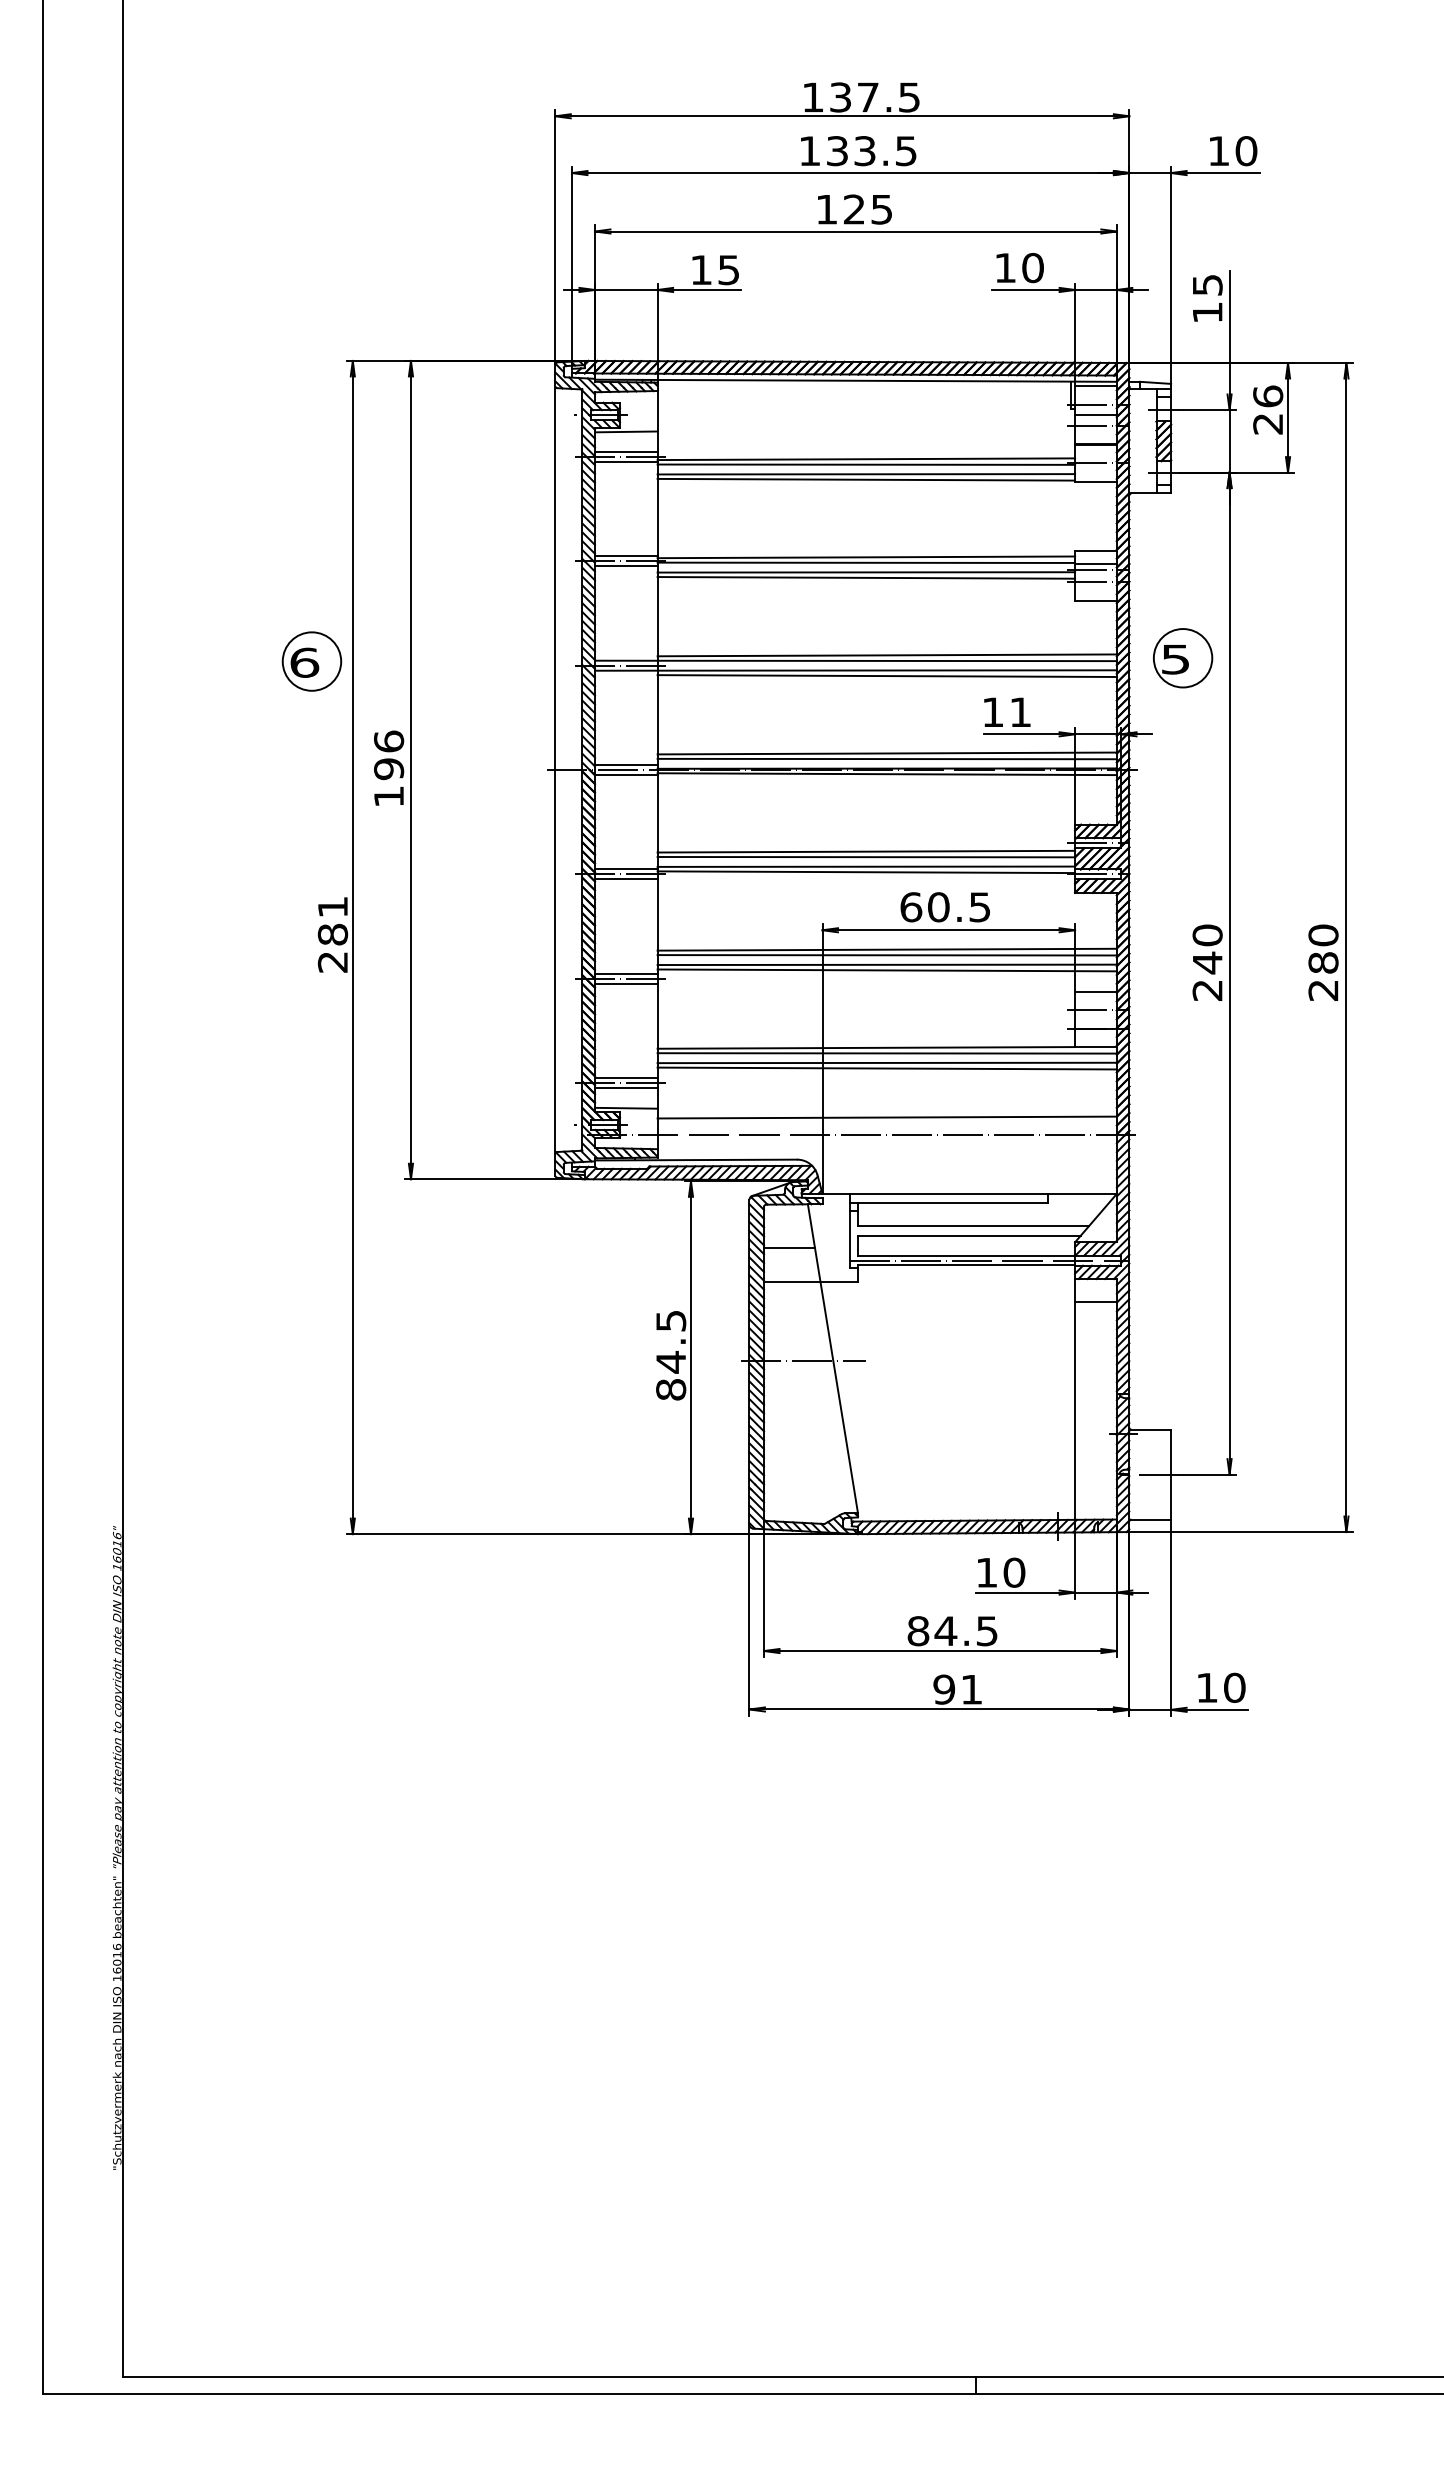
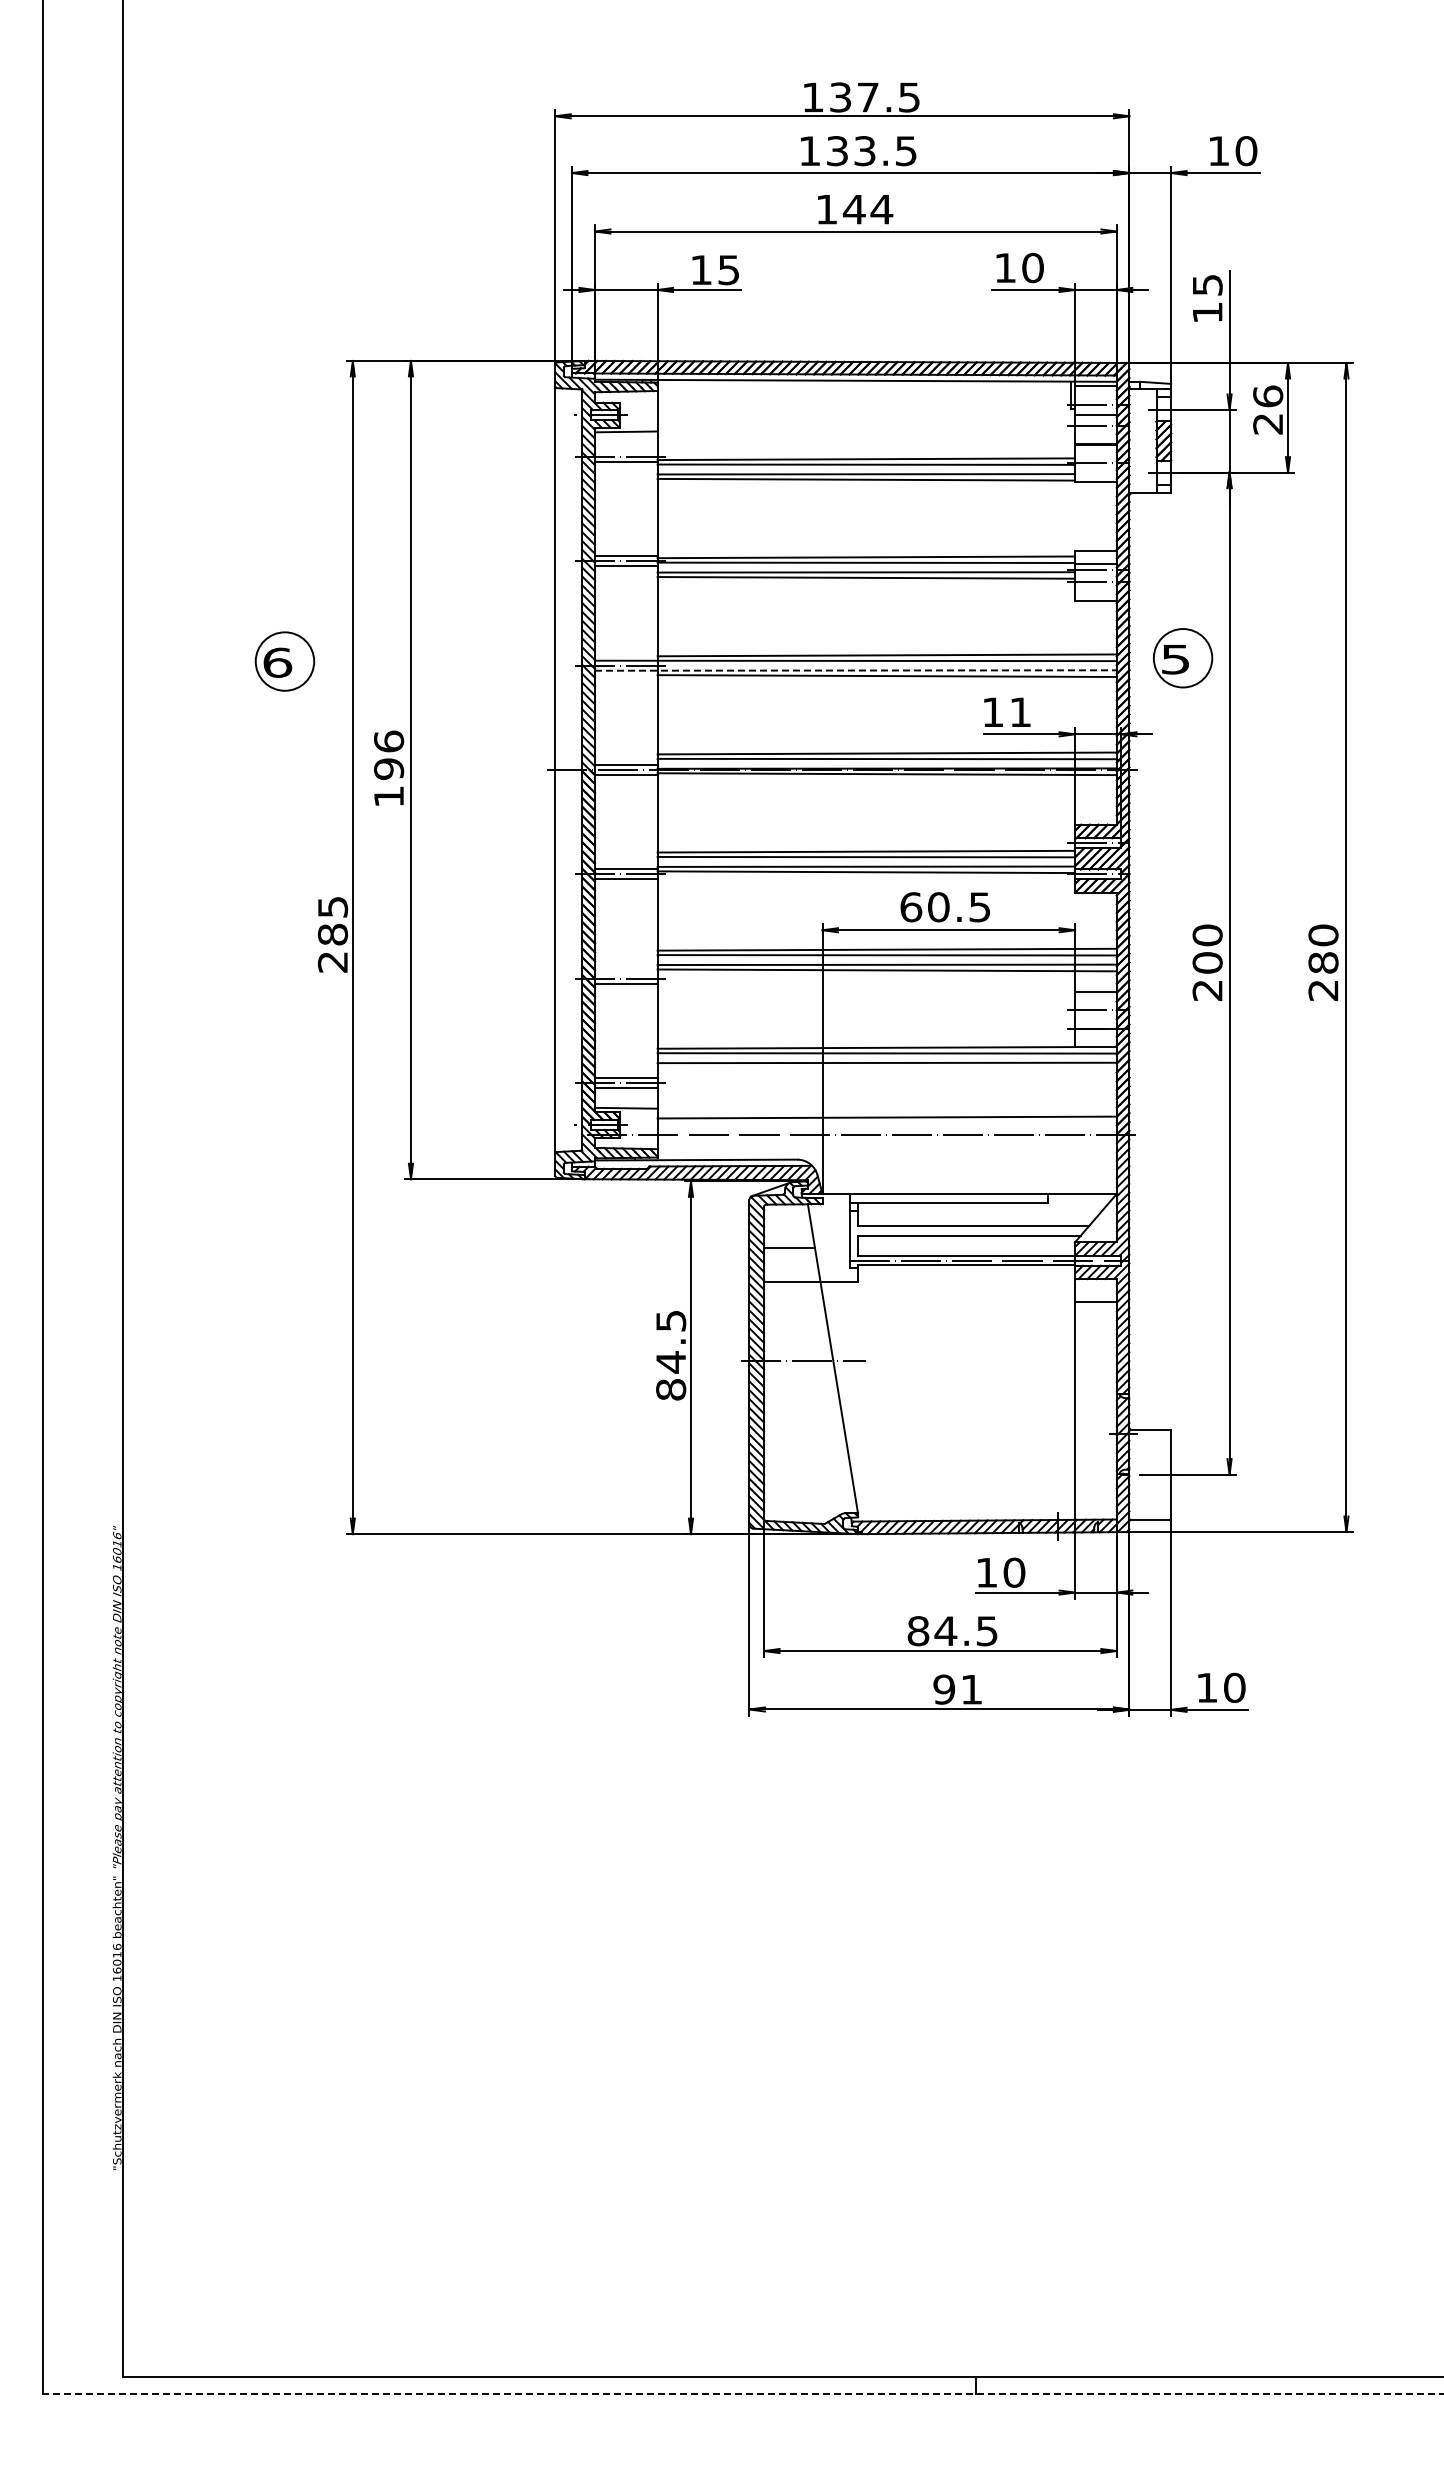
text: 125 -> 144 (867, 209)
line: present -> none (625, 451)
part position: (311, 661) -> (284, 661) (284, 661)
line: solid -> dashed (855, 670)
text: 281 -> 285 (333, 907)
text: 240 -> 200 (1207, 962)
line: present -> none (625, 973)
line: present -> none (886, 1068)
line: solid -> dashed (743, 2393)
